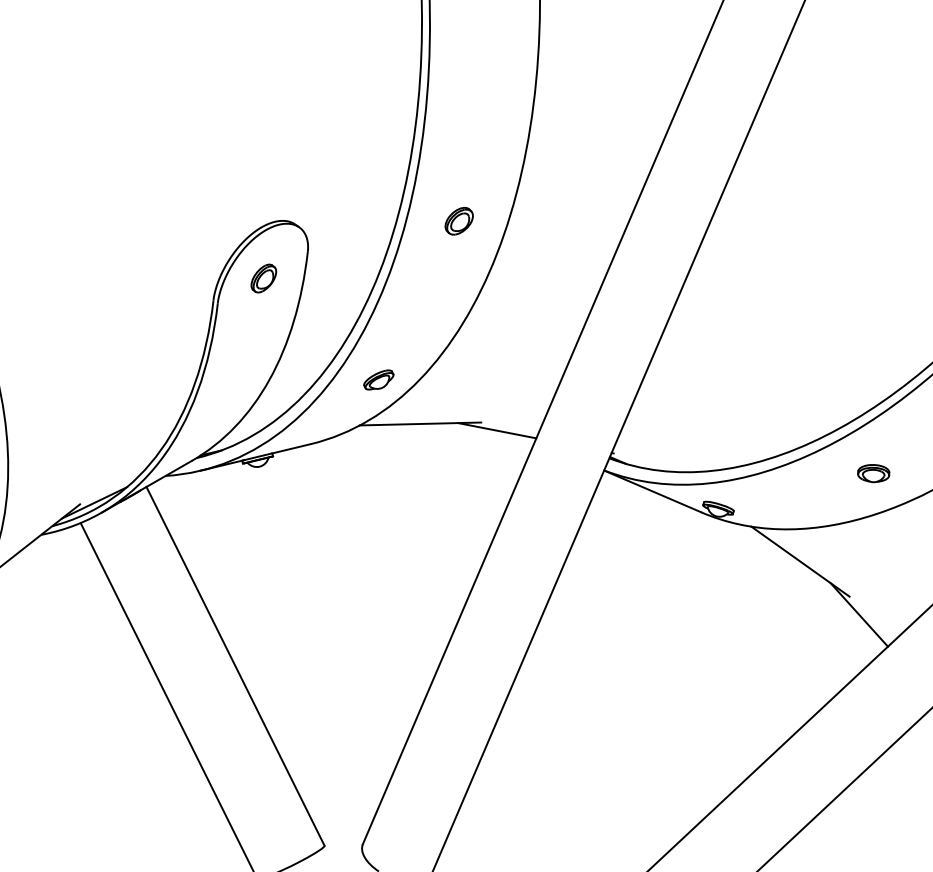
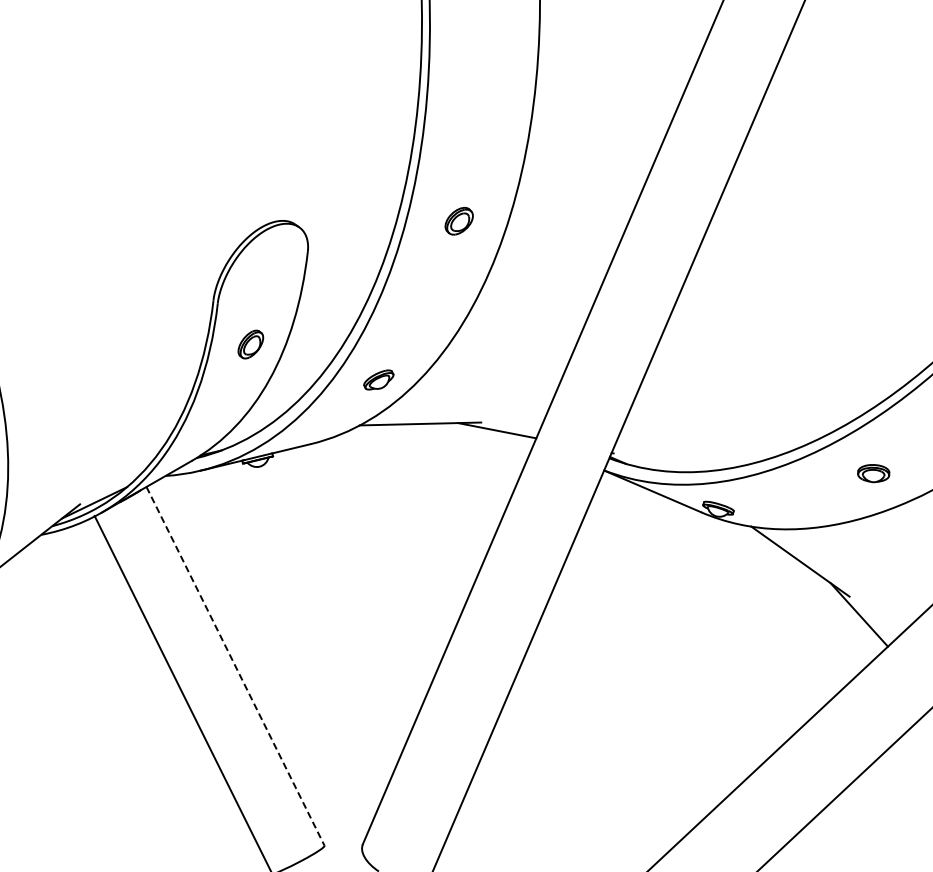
part position: (263, 278) -> (250, 344) (250, 344)
line: solid -> dashed (235, 666)
line position: (166, 695) -> (181, 692) (181, 692)
